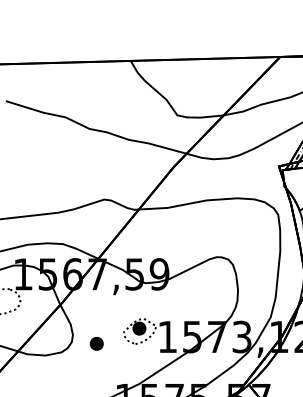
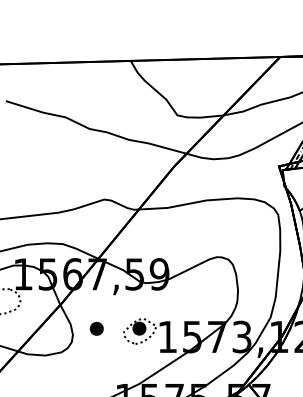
part position: (96, 343) -> (96, 328) (96, 328)
